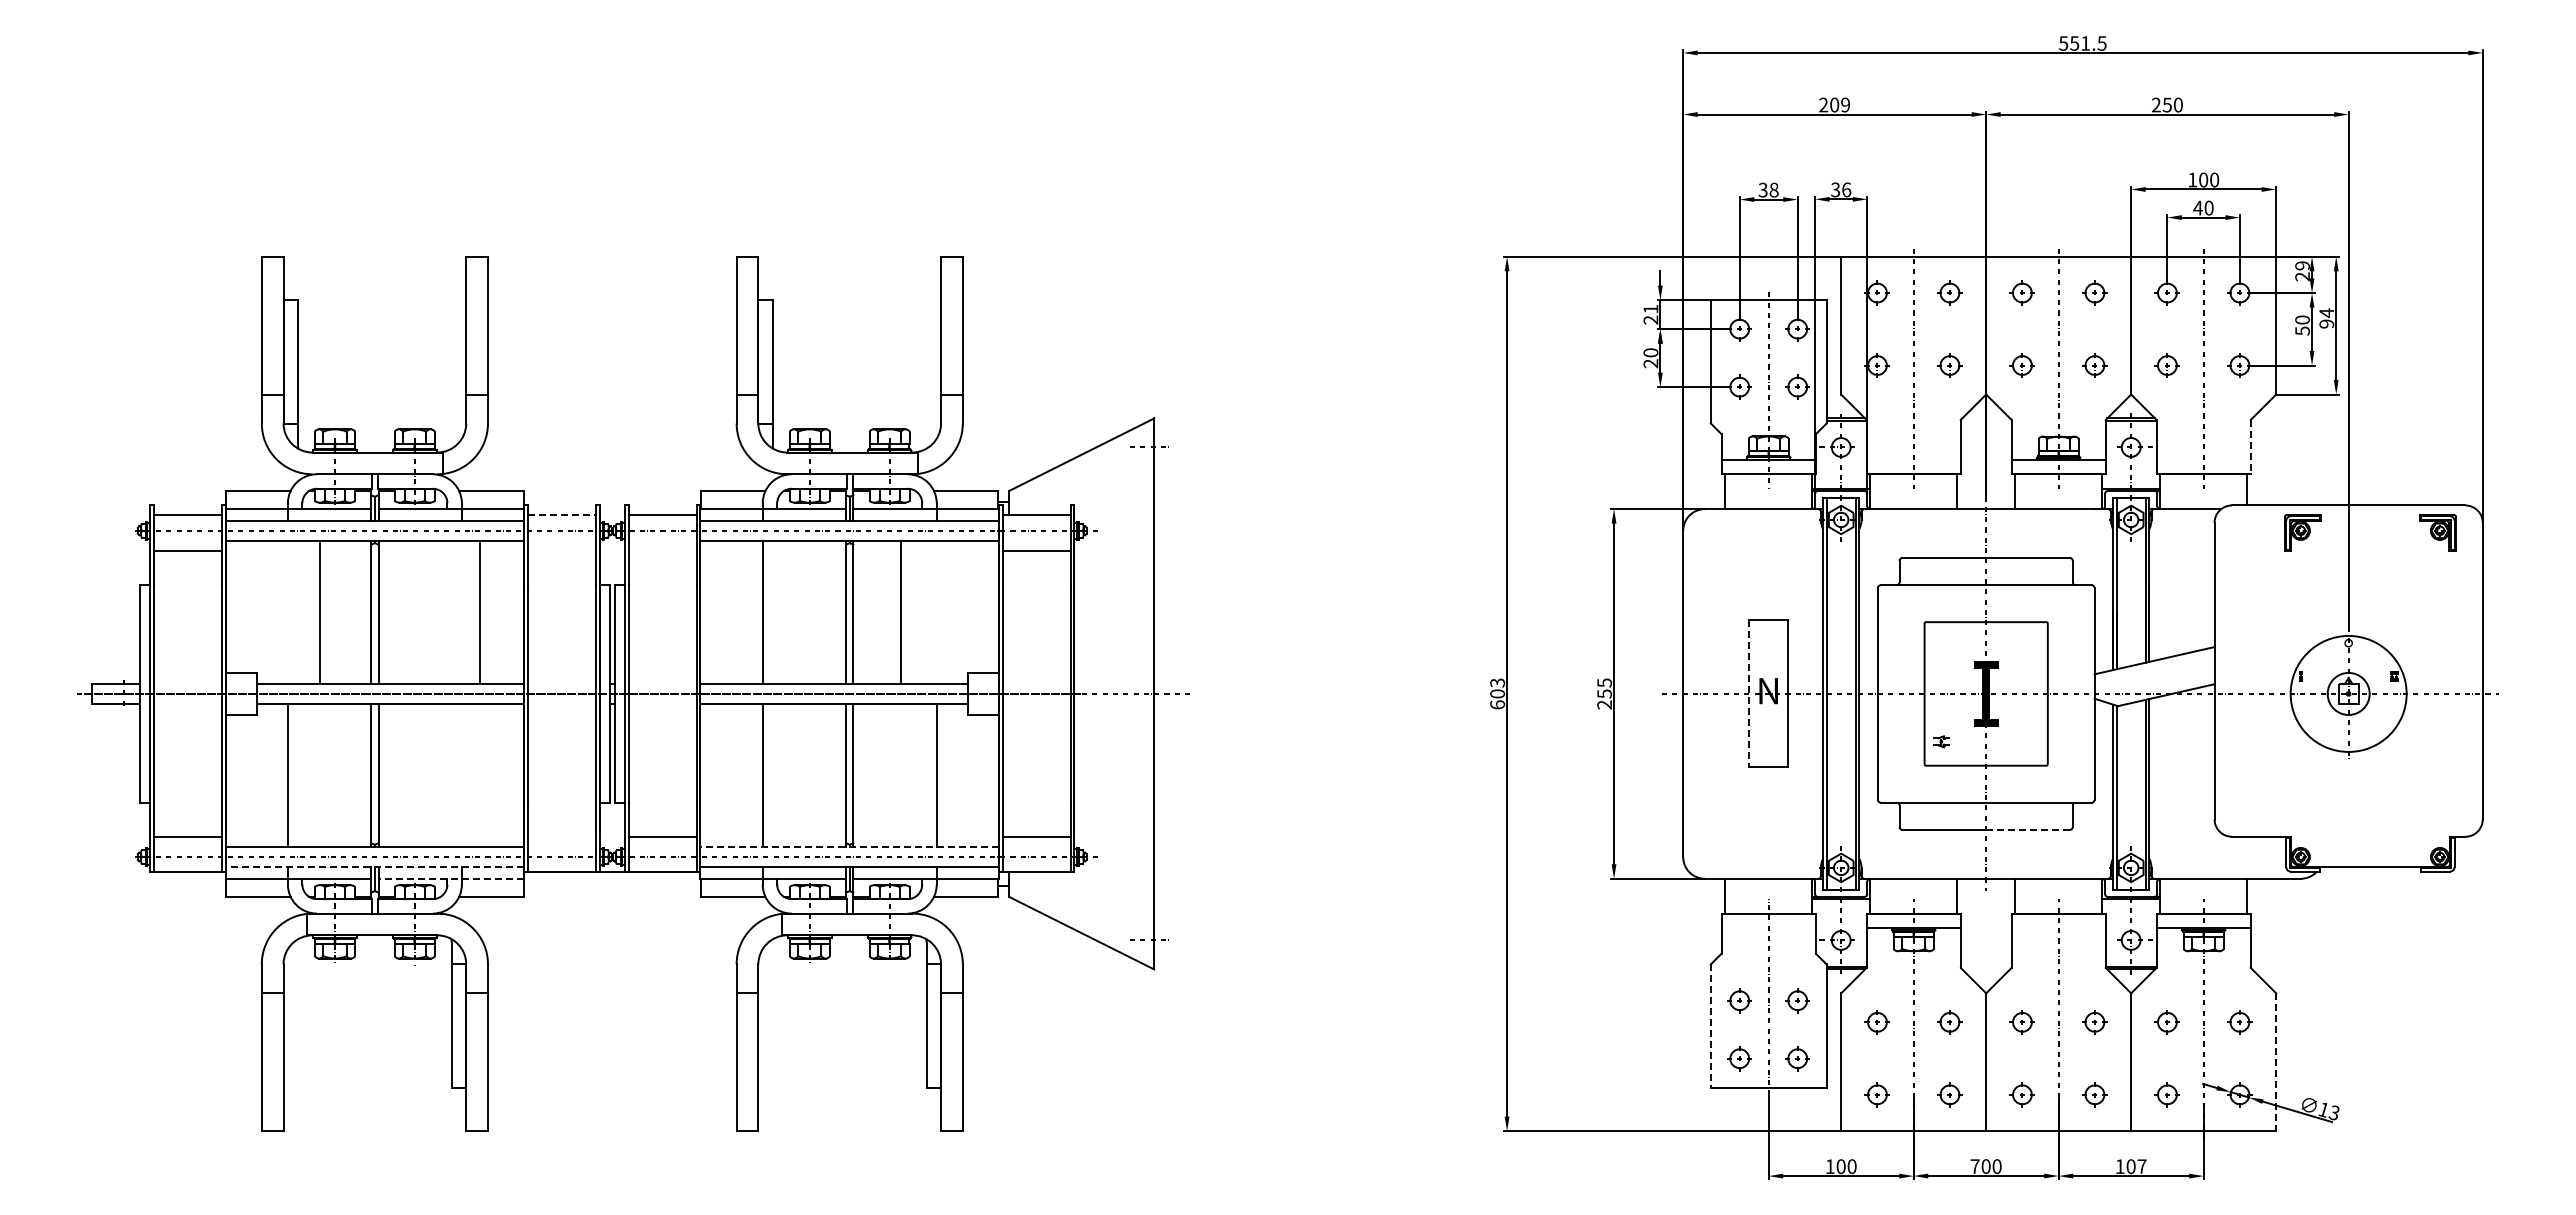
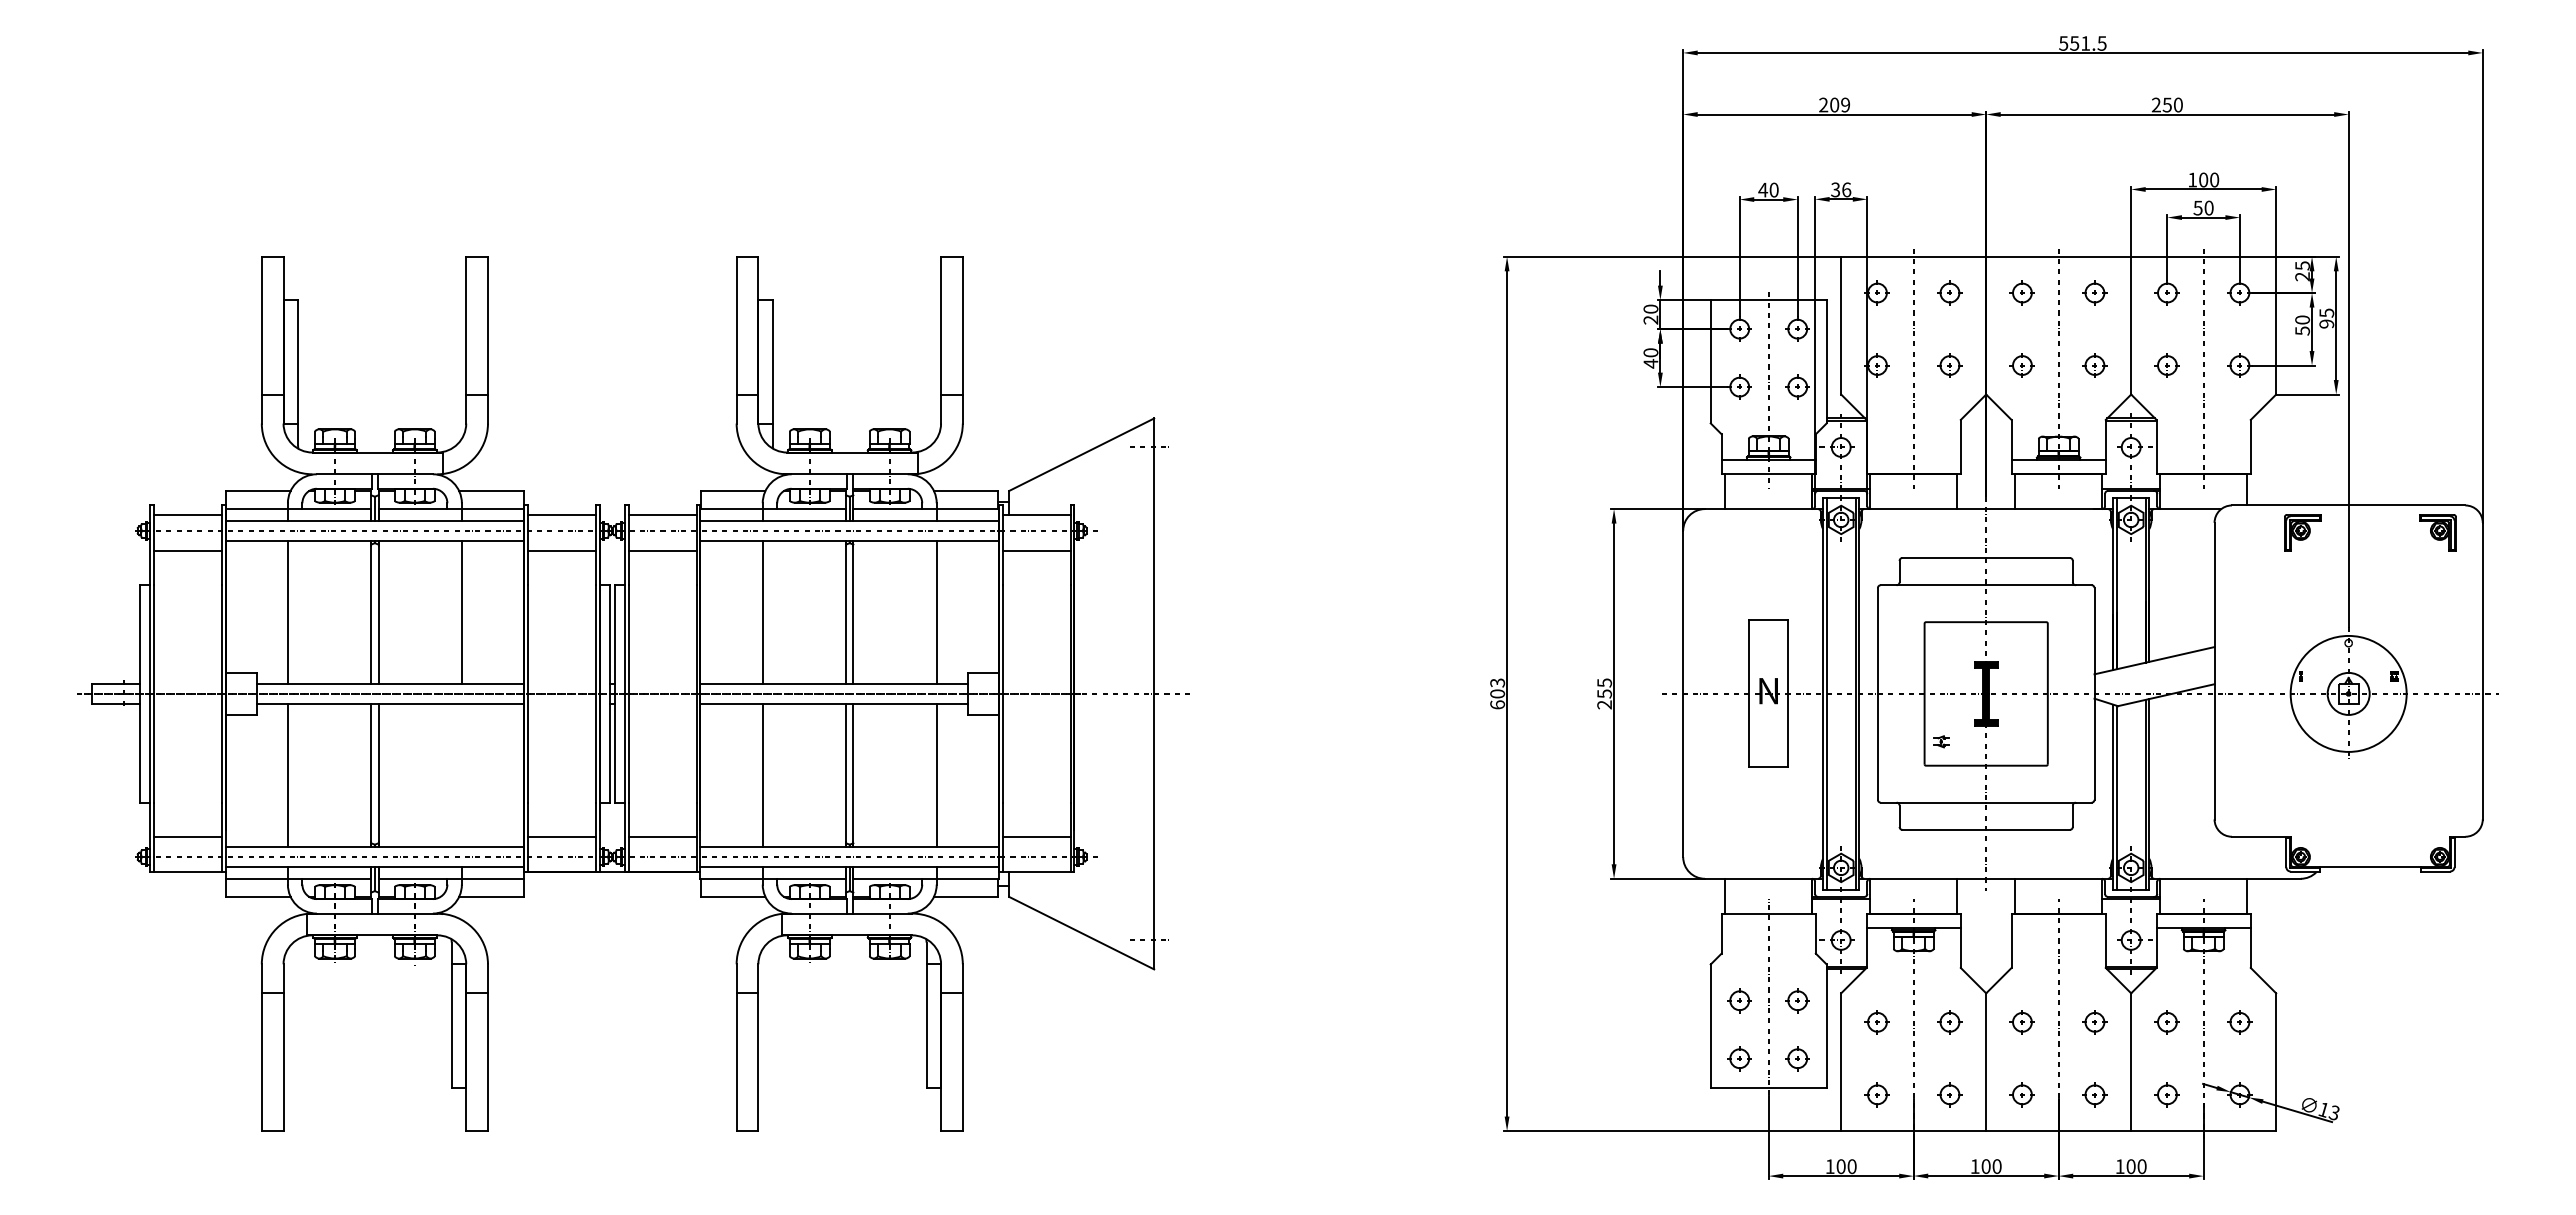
text: 38 -> 40 (1768, 189)
text: 40 -> 50 (2197, 207)
text: 29 -> 25 (2302, 265)
text: 21 -> 20 (1650, 308)
text: 94 -> 95 (2326, 313)
text: 20 -> 40 (1650, 363)
line: dashed -> solid (2250, 447)
line: dashed -> solid (562, 514)
line: none -> present (561, 551)
line: none -> present (662, 551)
line position: (319, 611) -> (287, 611) (287, 611)
line position: (479, 611) -> (461, 611) (461, 611)
line position: (900, 611) -> (936, 611) (936, 611)
line: dashed -> solid (1749, 694)
line: dashed -> solid (2028, 829)
line: none -> present (561, 837)
line: dashed -> solid (849, 847)
line: dashed -> solid (374, 866)
line: dashed -> solid (451, 878)
line: dashed -> solid (1710, 1026)
line: dashed -> solid (2276, 1062)
text: 700 -> 100 (1974, 1166)
text: 107 -> 100 (2141, 1166)
